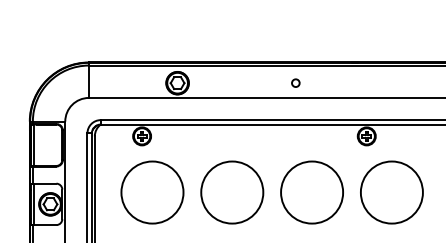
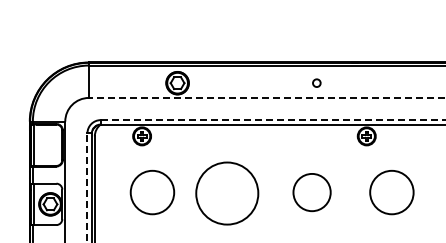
circle position: (295, 82) -> (316, 82) (316, 82)
line: solid -> dashed (266, 97)
line: solid -> dashed (273, 120)
line: solid -> dashed (87, 187)
circle diameter: 62 px -> 43 px (152, 192)
circle position: (232, 192) -> (227, 193) (227, 193)
circle diameter: 62 px -> 37 px (311, 192)
circle diameter: 62 px -> 43 px (391, 192)
